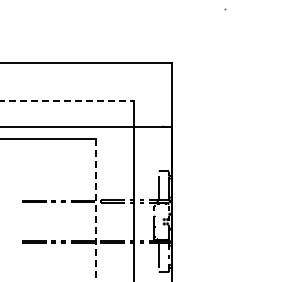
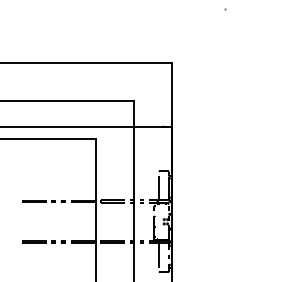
line: dashed -> solid (66, 100)
line: dashed -> solid (95, 210)
